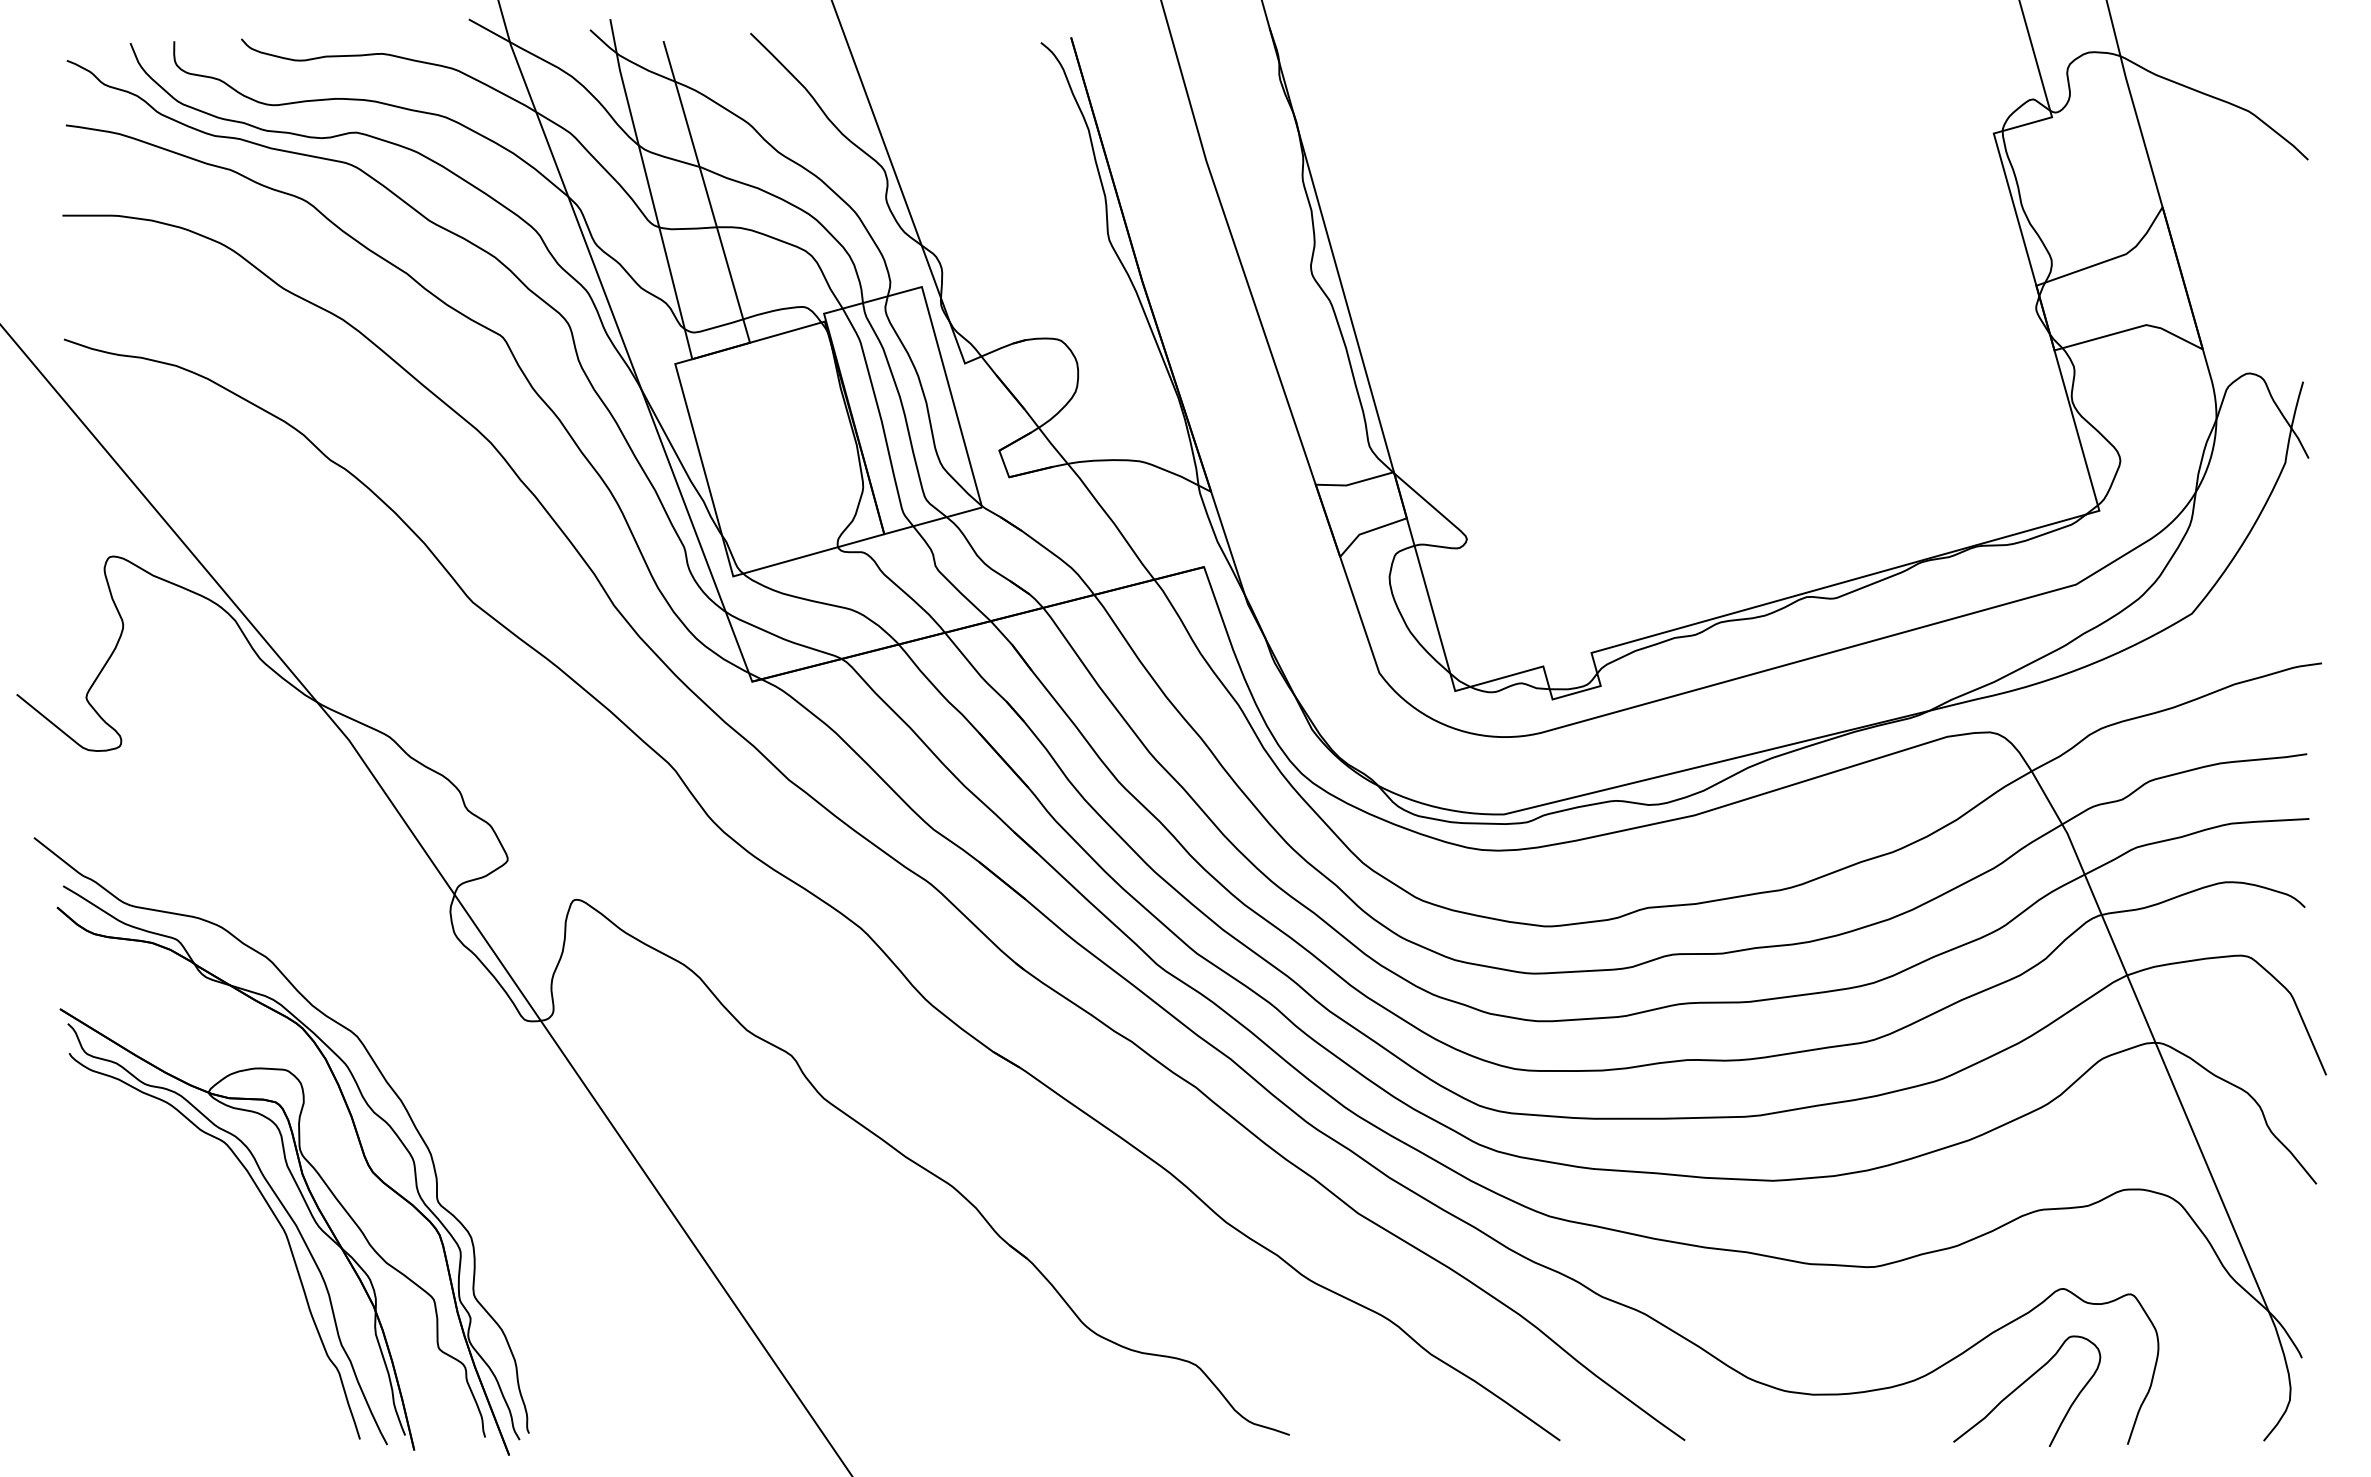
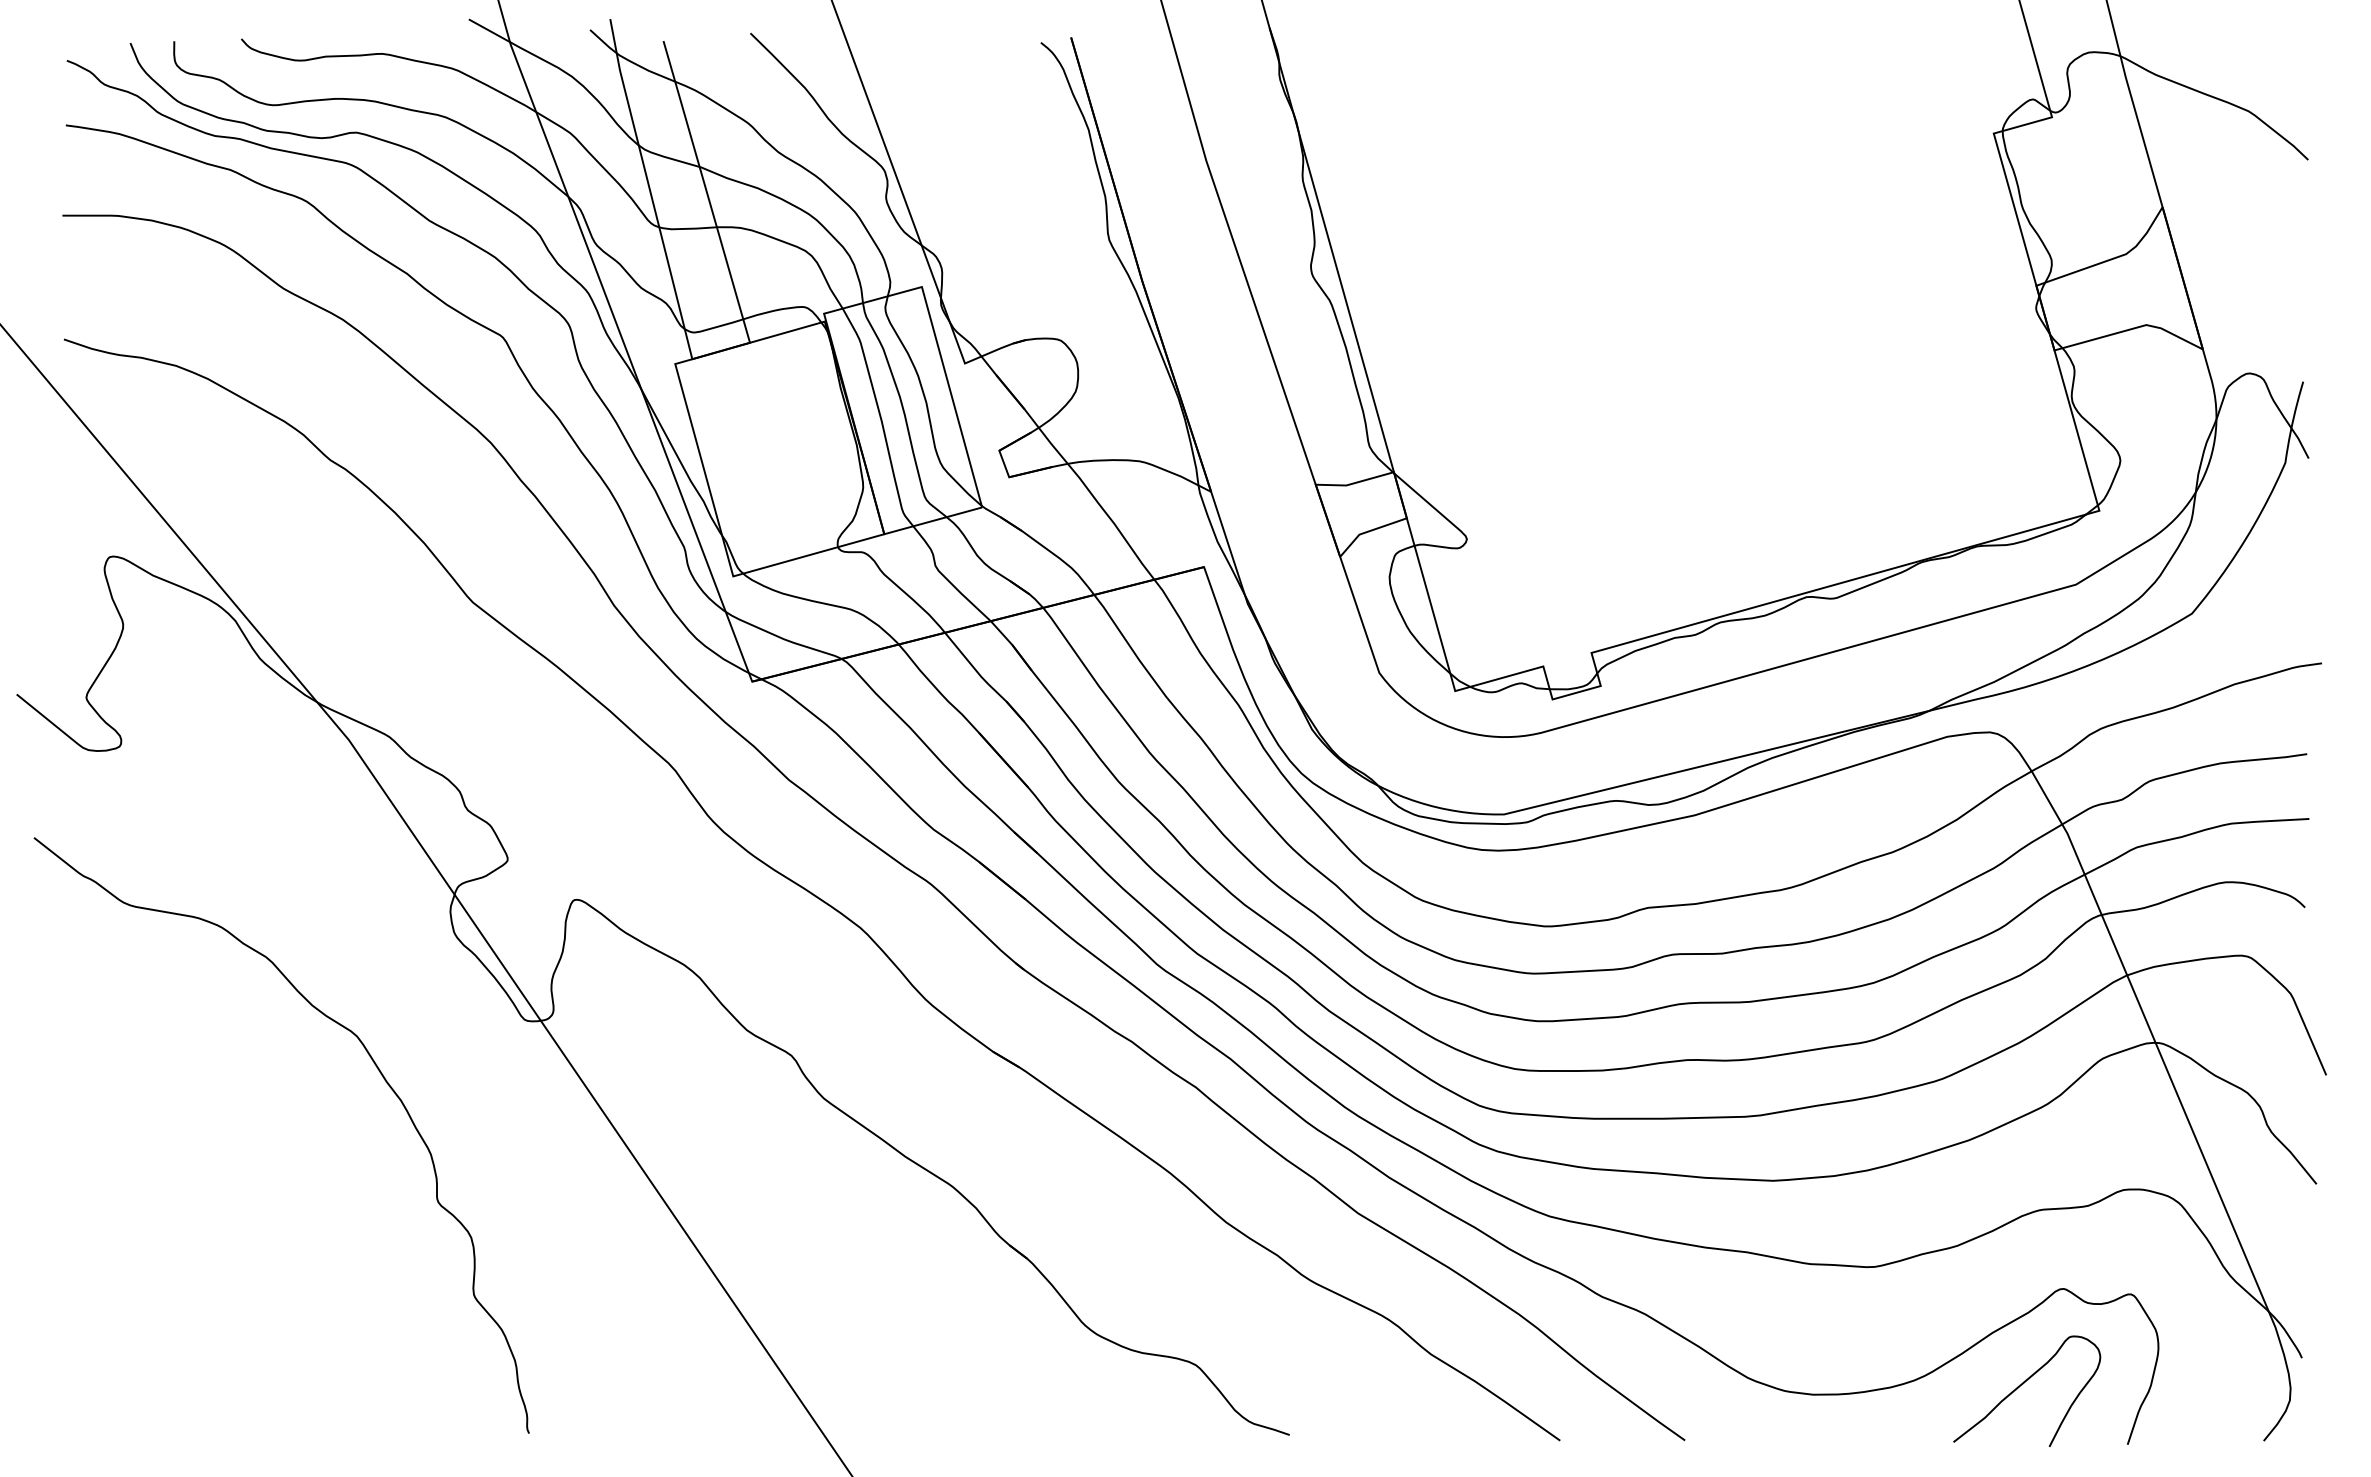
part: present -> none (288, 1170)
